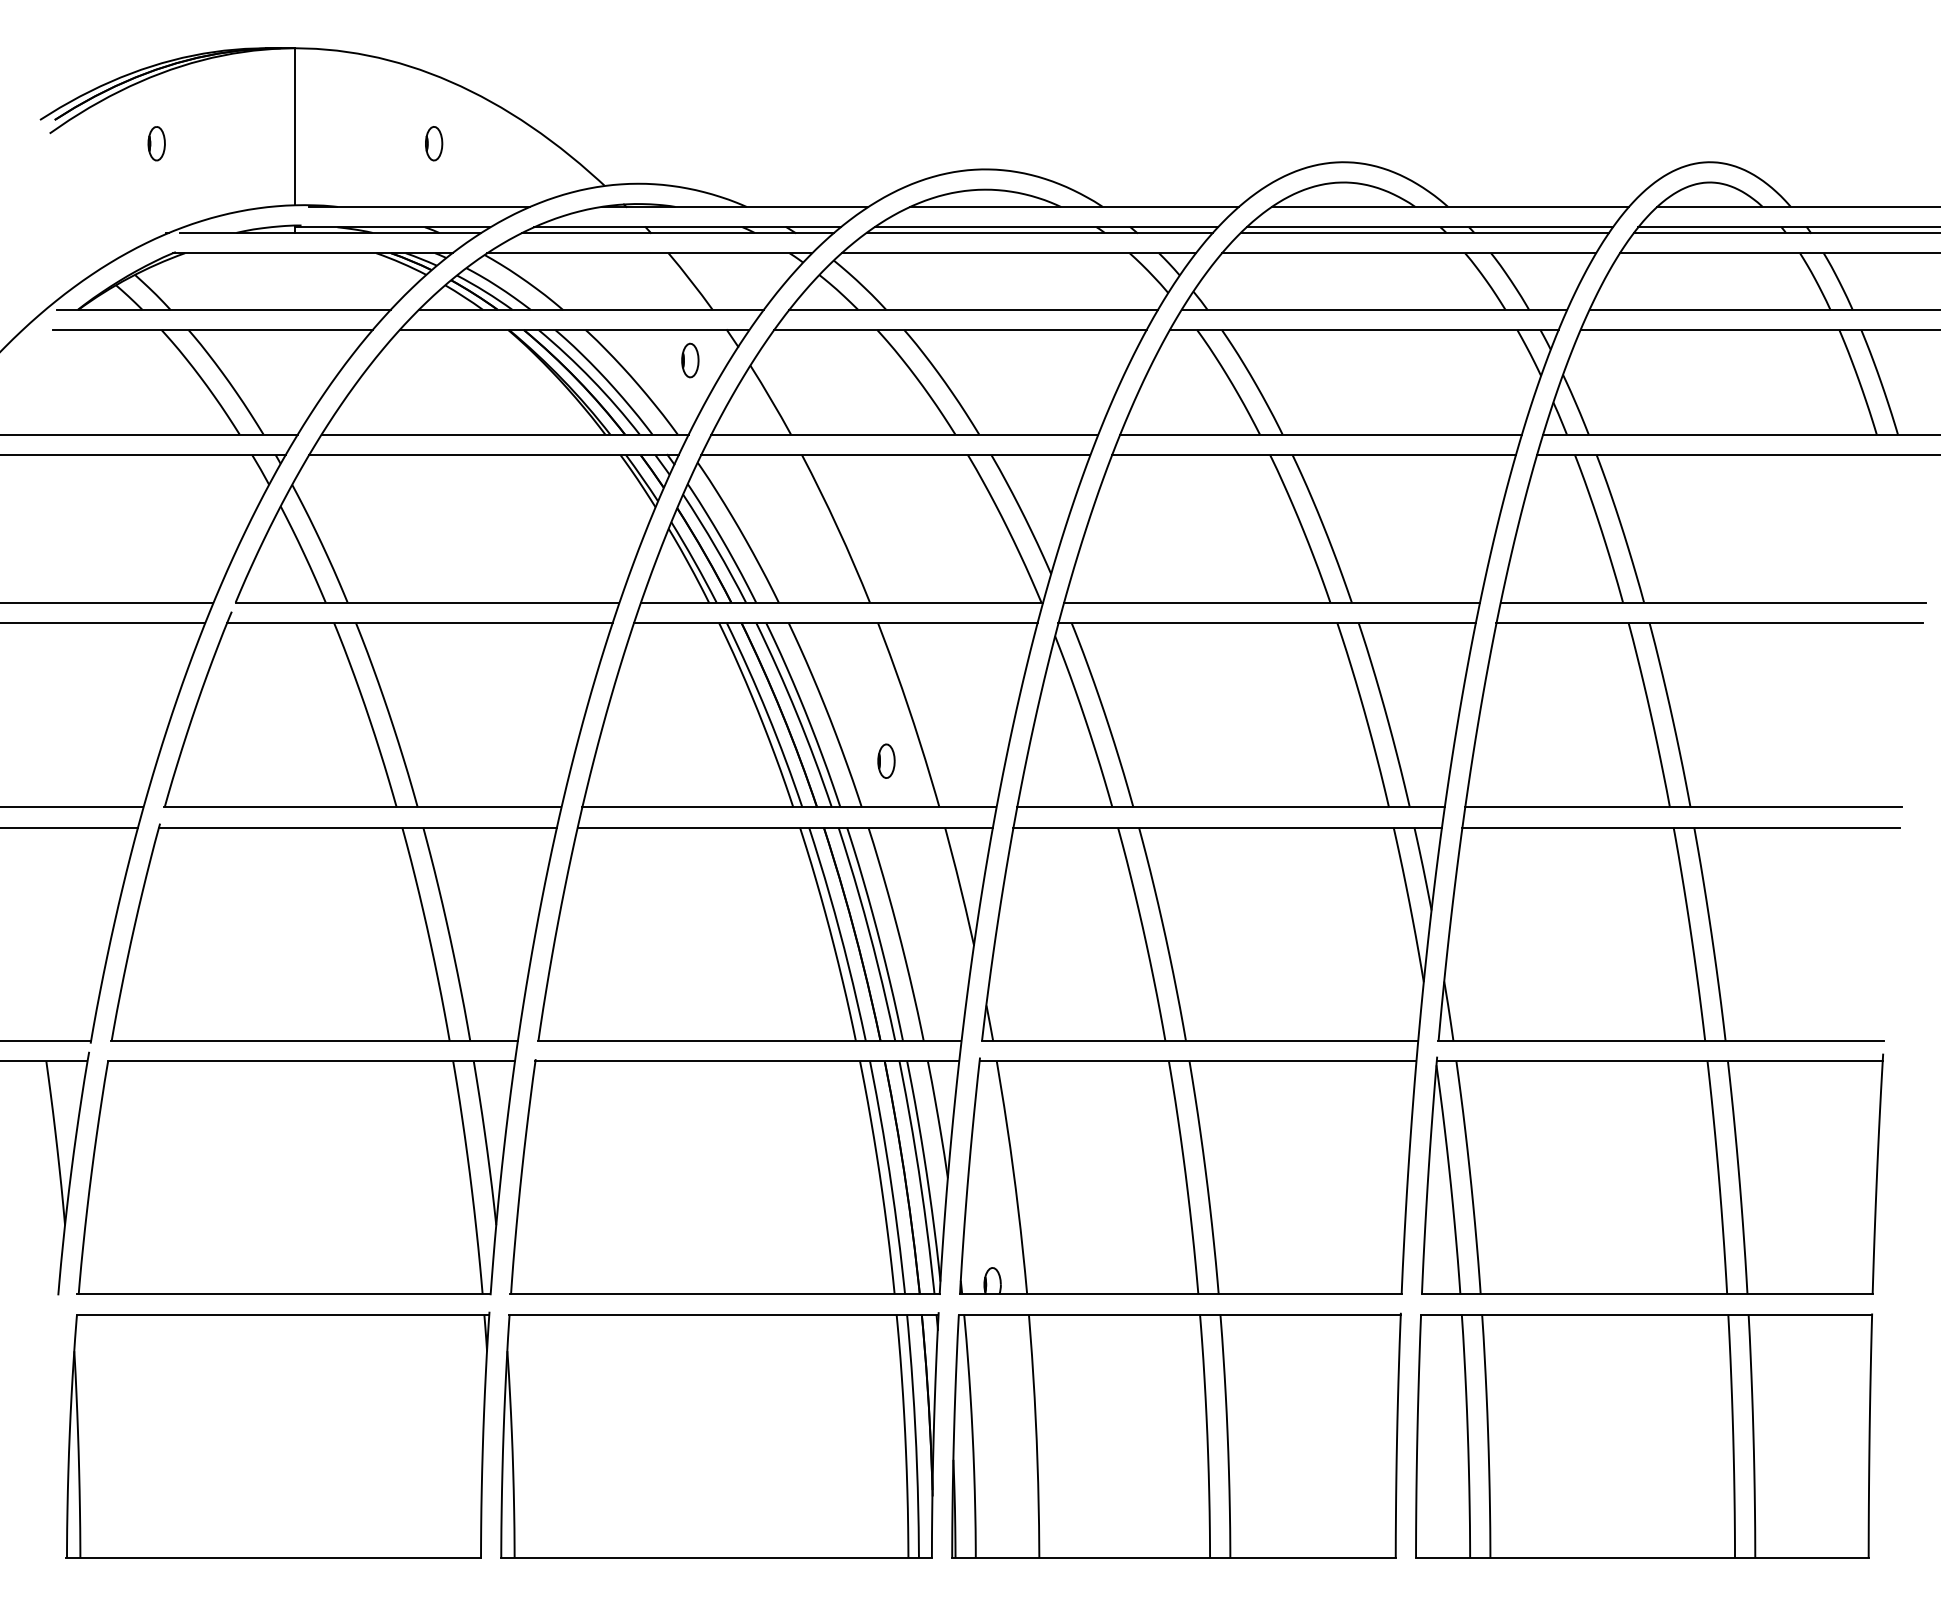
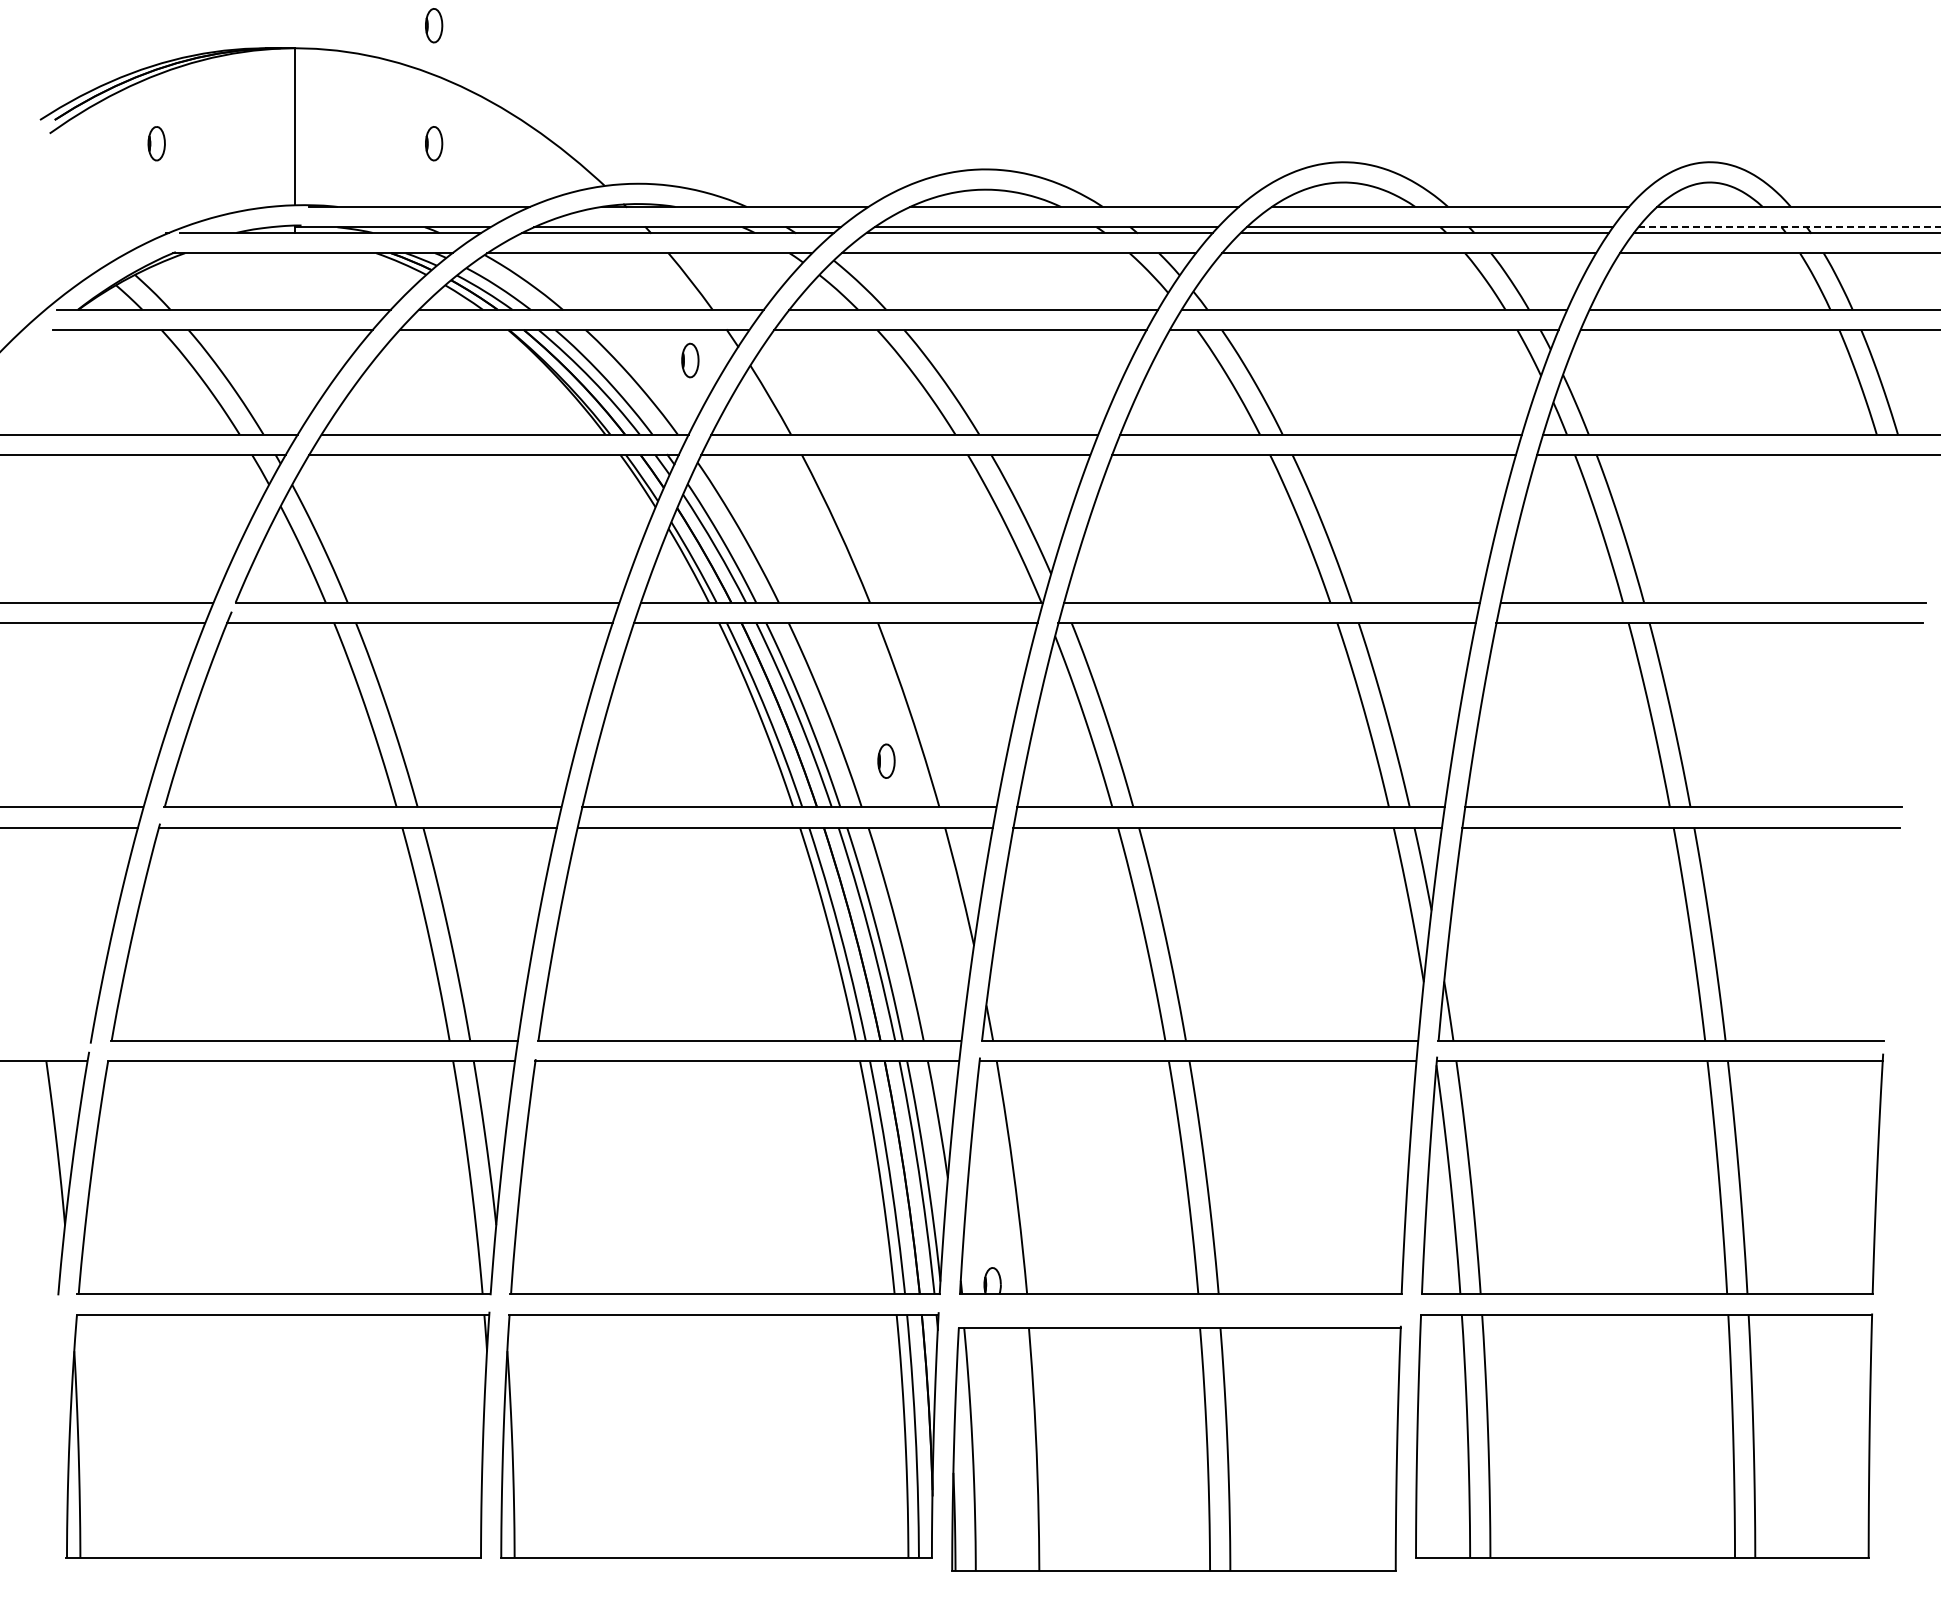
part: none -> present (434, 25)
line: solid -> dashed (1789, 227)
line: present -> none (46, 1040)
part position: (1176, 1435) -> (1176, 1448) (1176, 1448)
